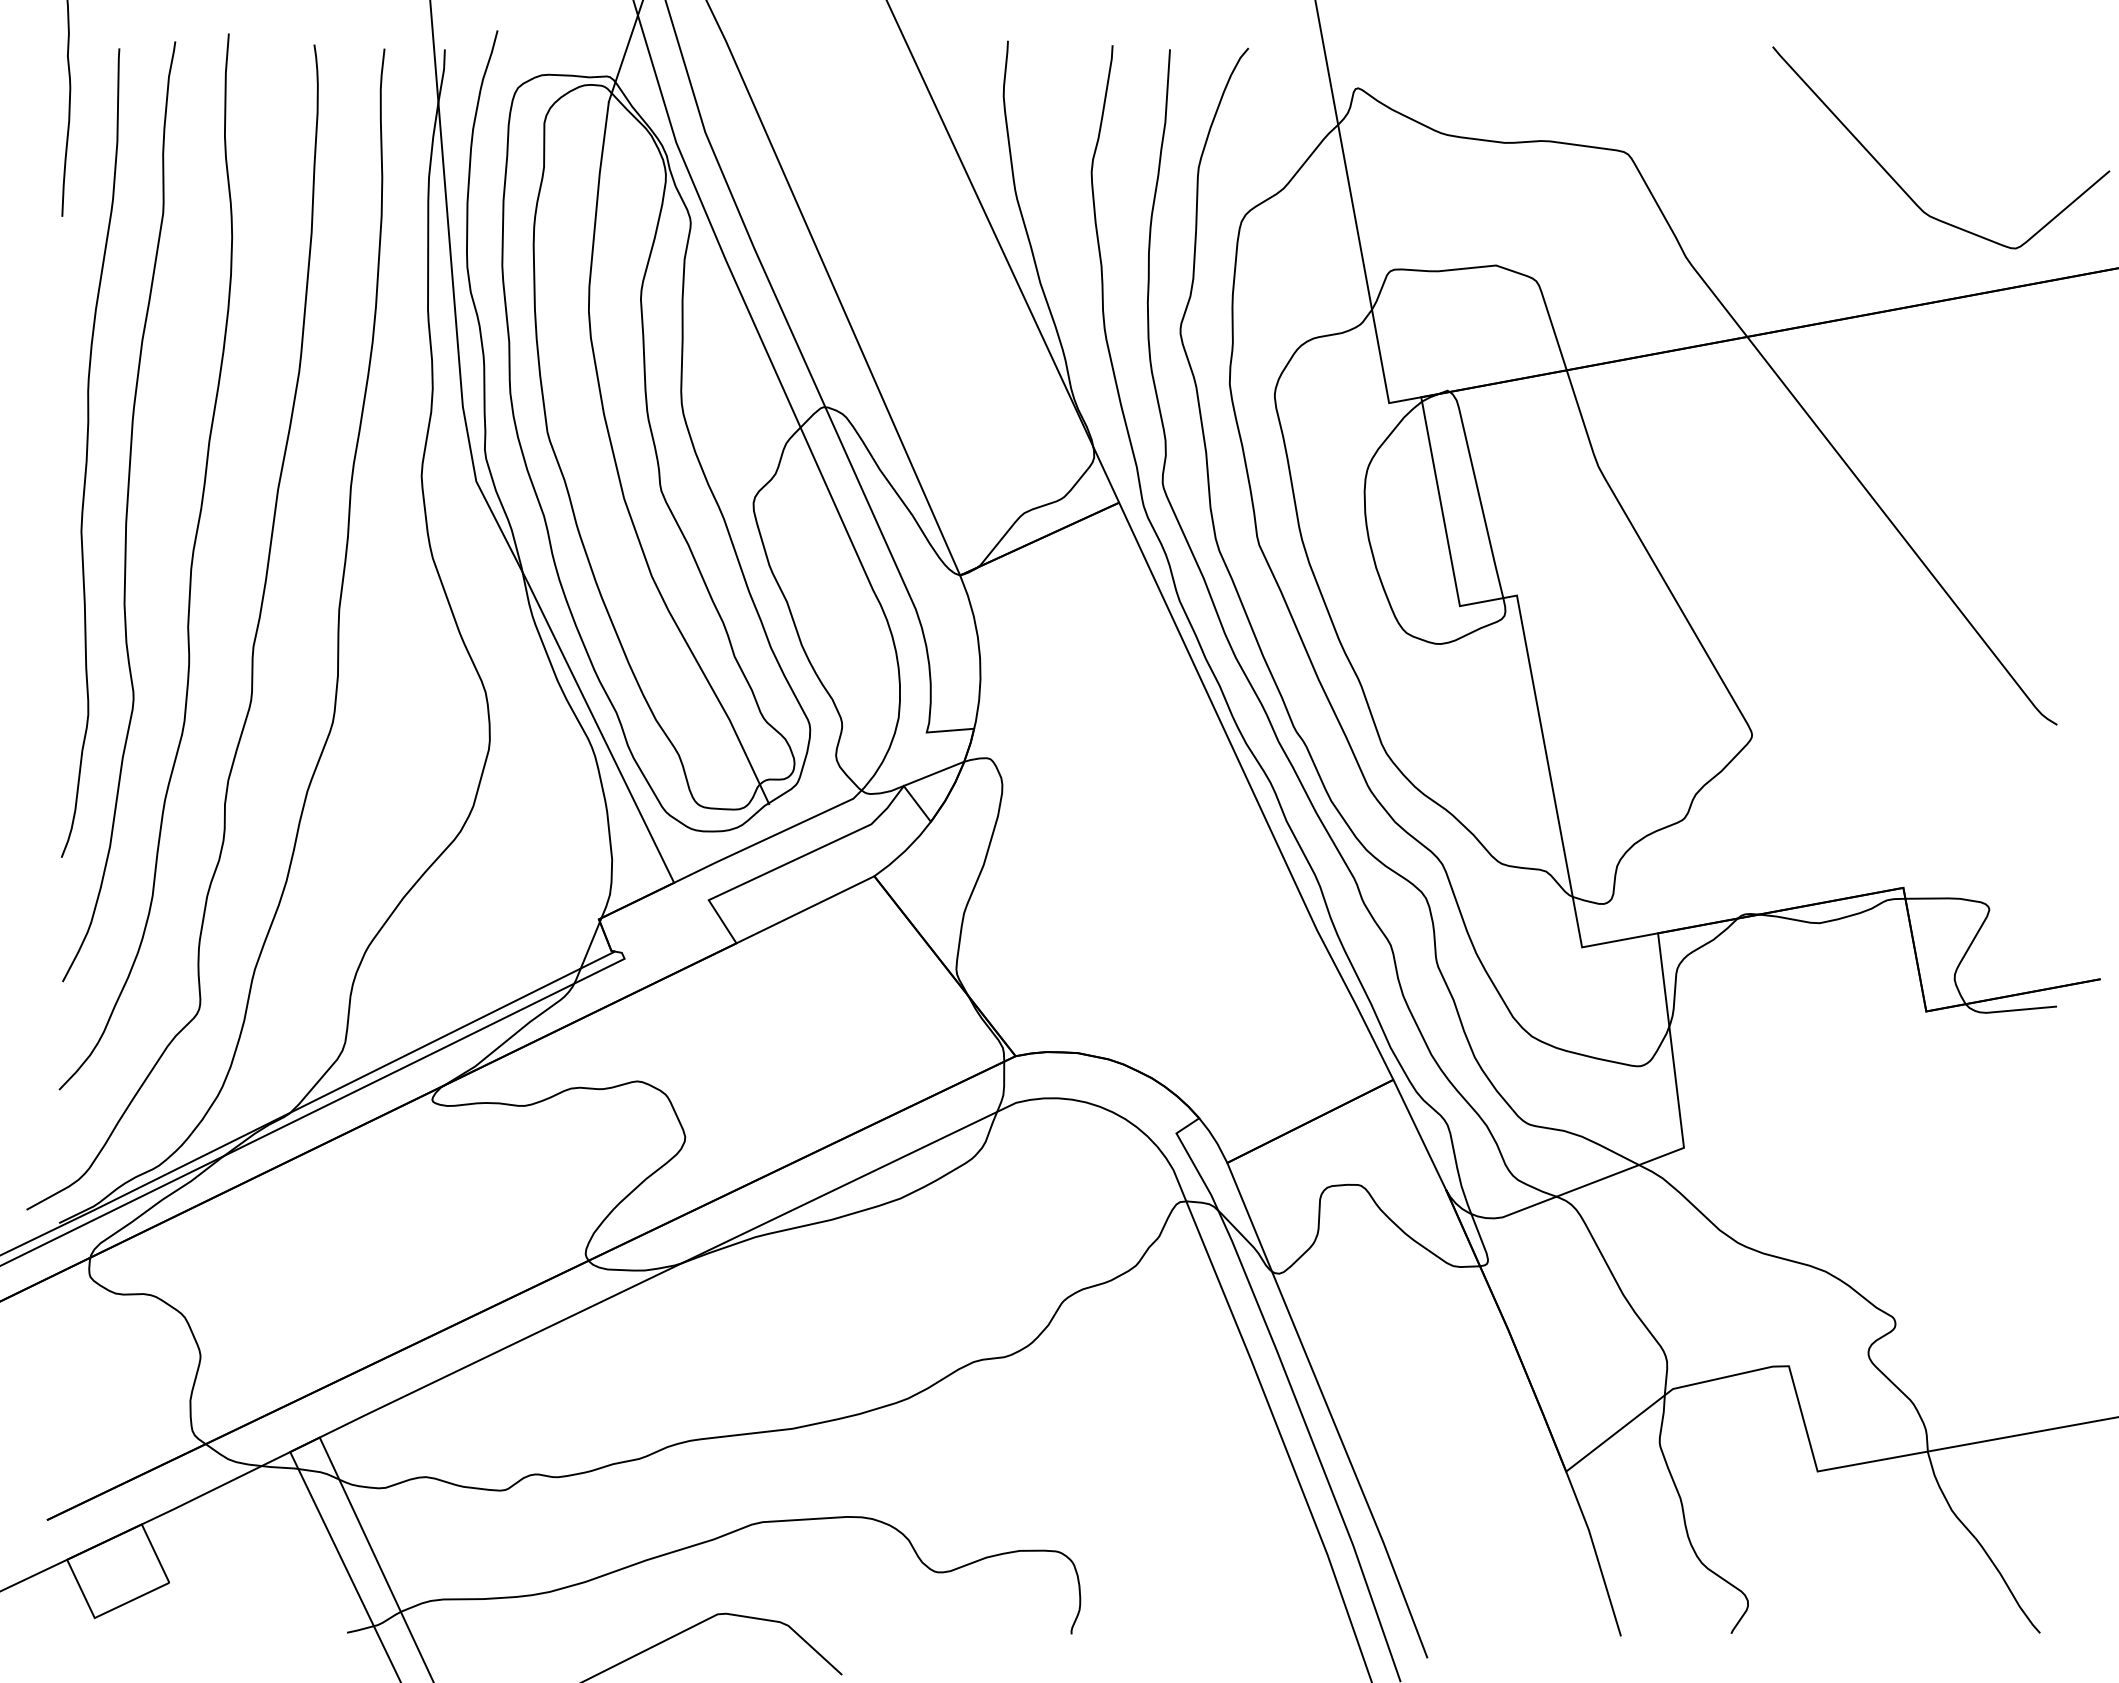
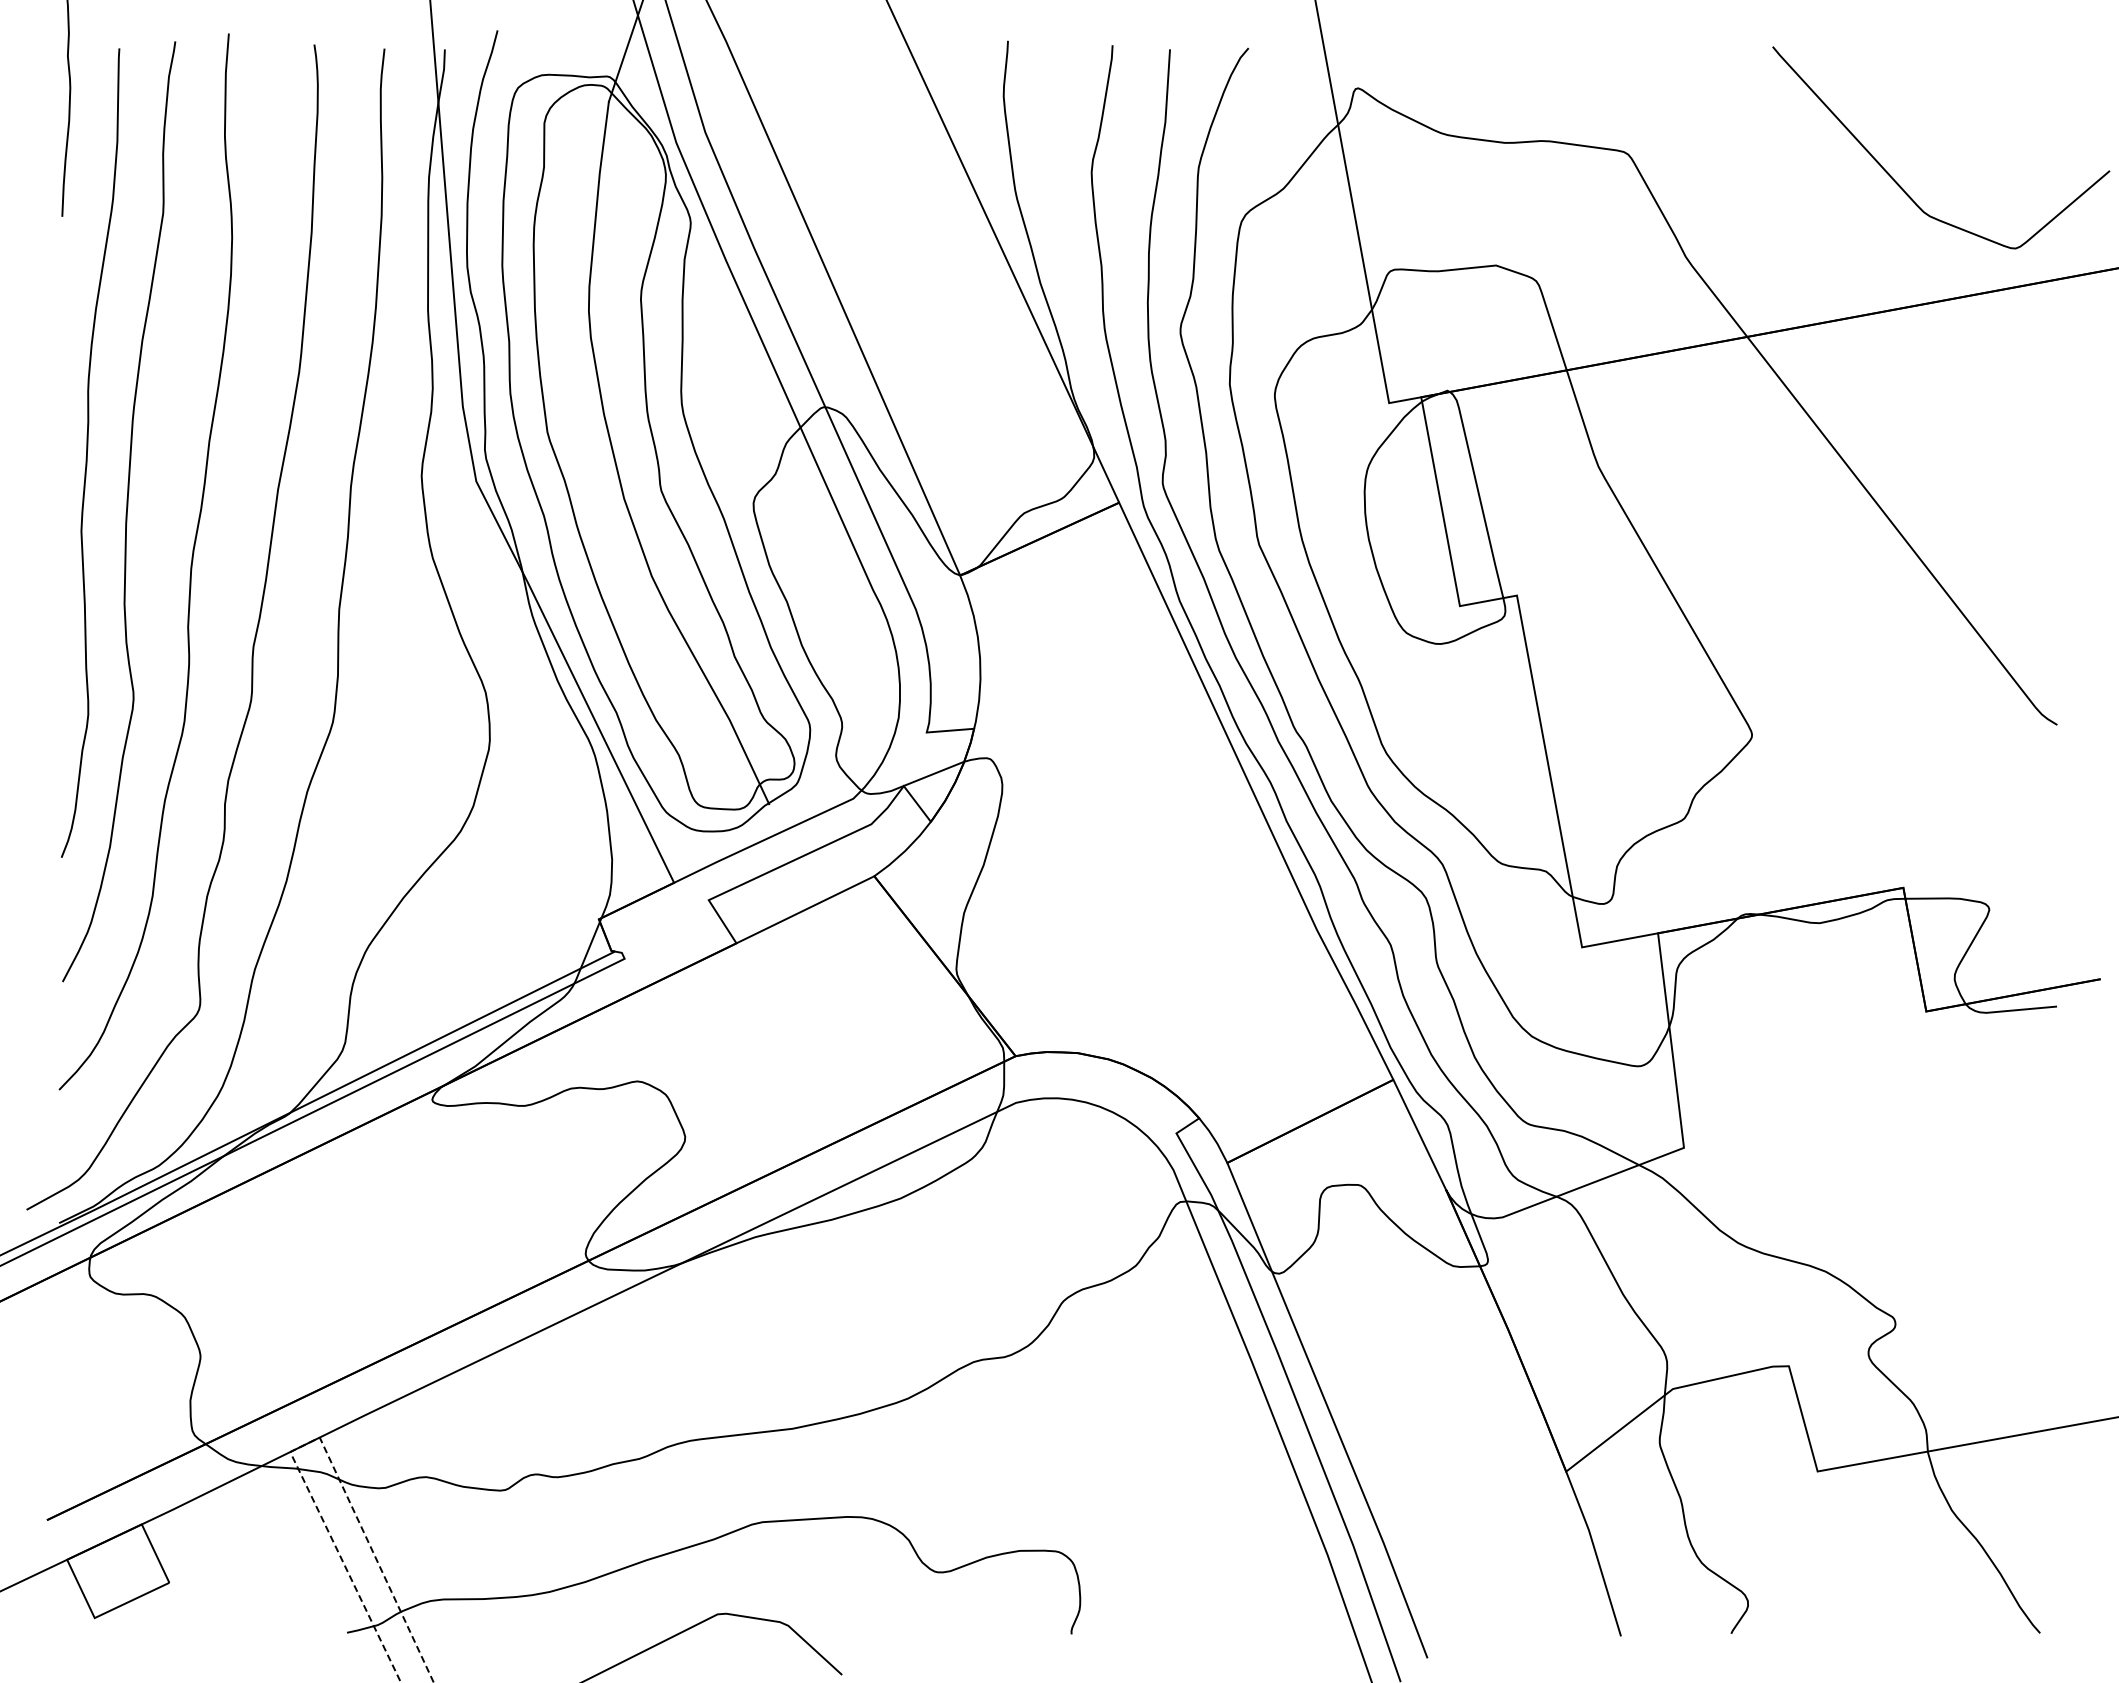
line: solid -> dashed (311, 1441)
